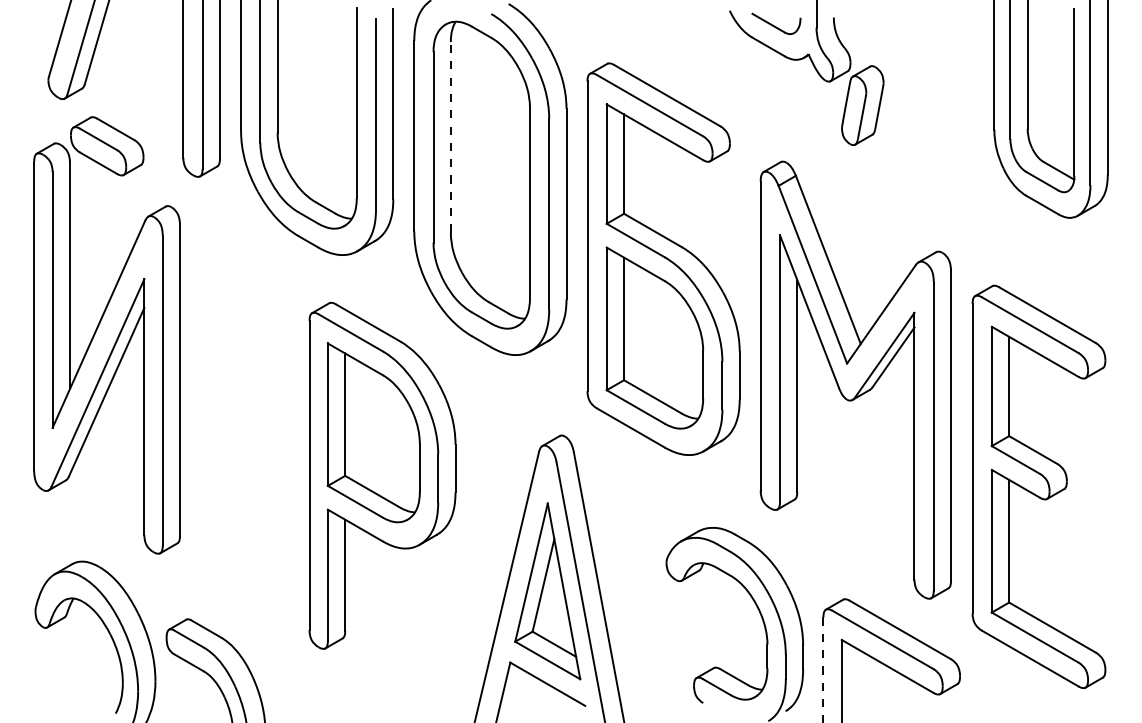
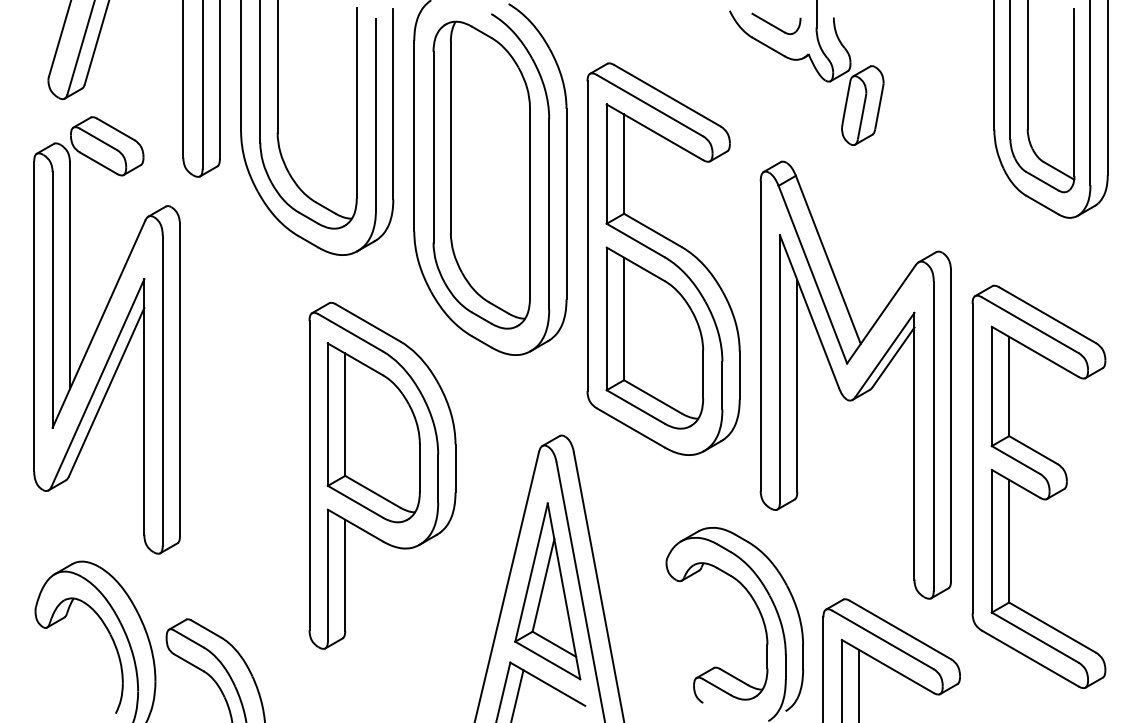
line: dashed -> solid (450, 136)
line: dashed -> solid (823, 670)
line: none -> present (859, 684)
line: none -> present (517, 694)
